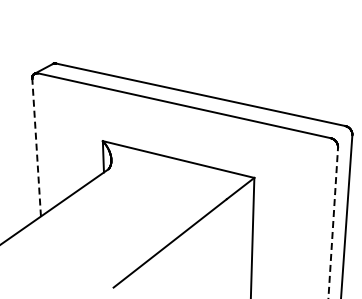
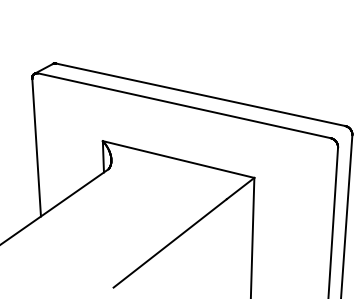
line: dashed -> solid (36, 147)
line: dashed -> solid (333, 222)
